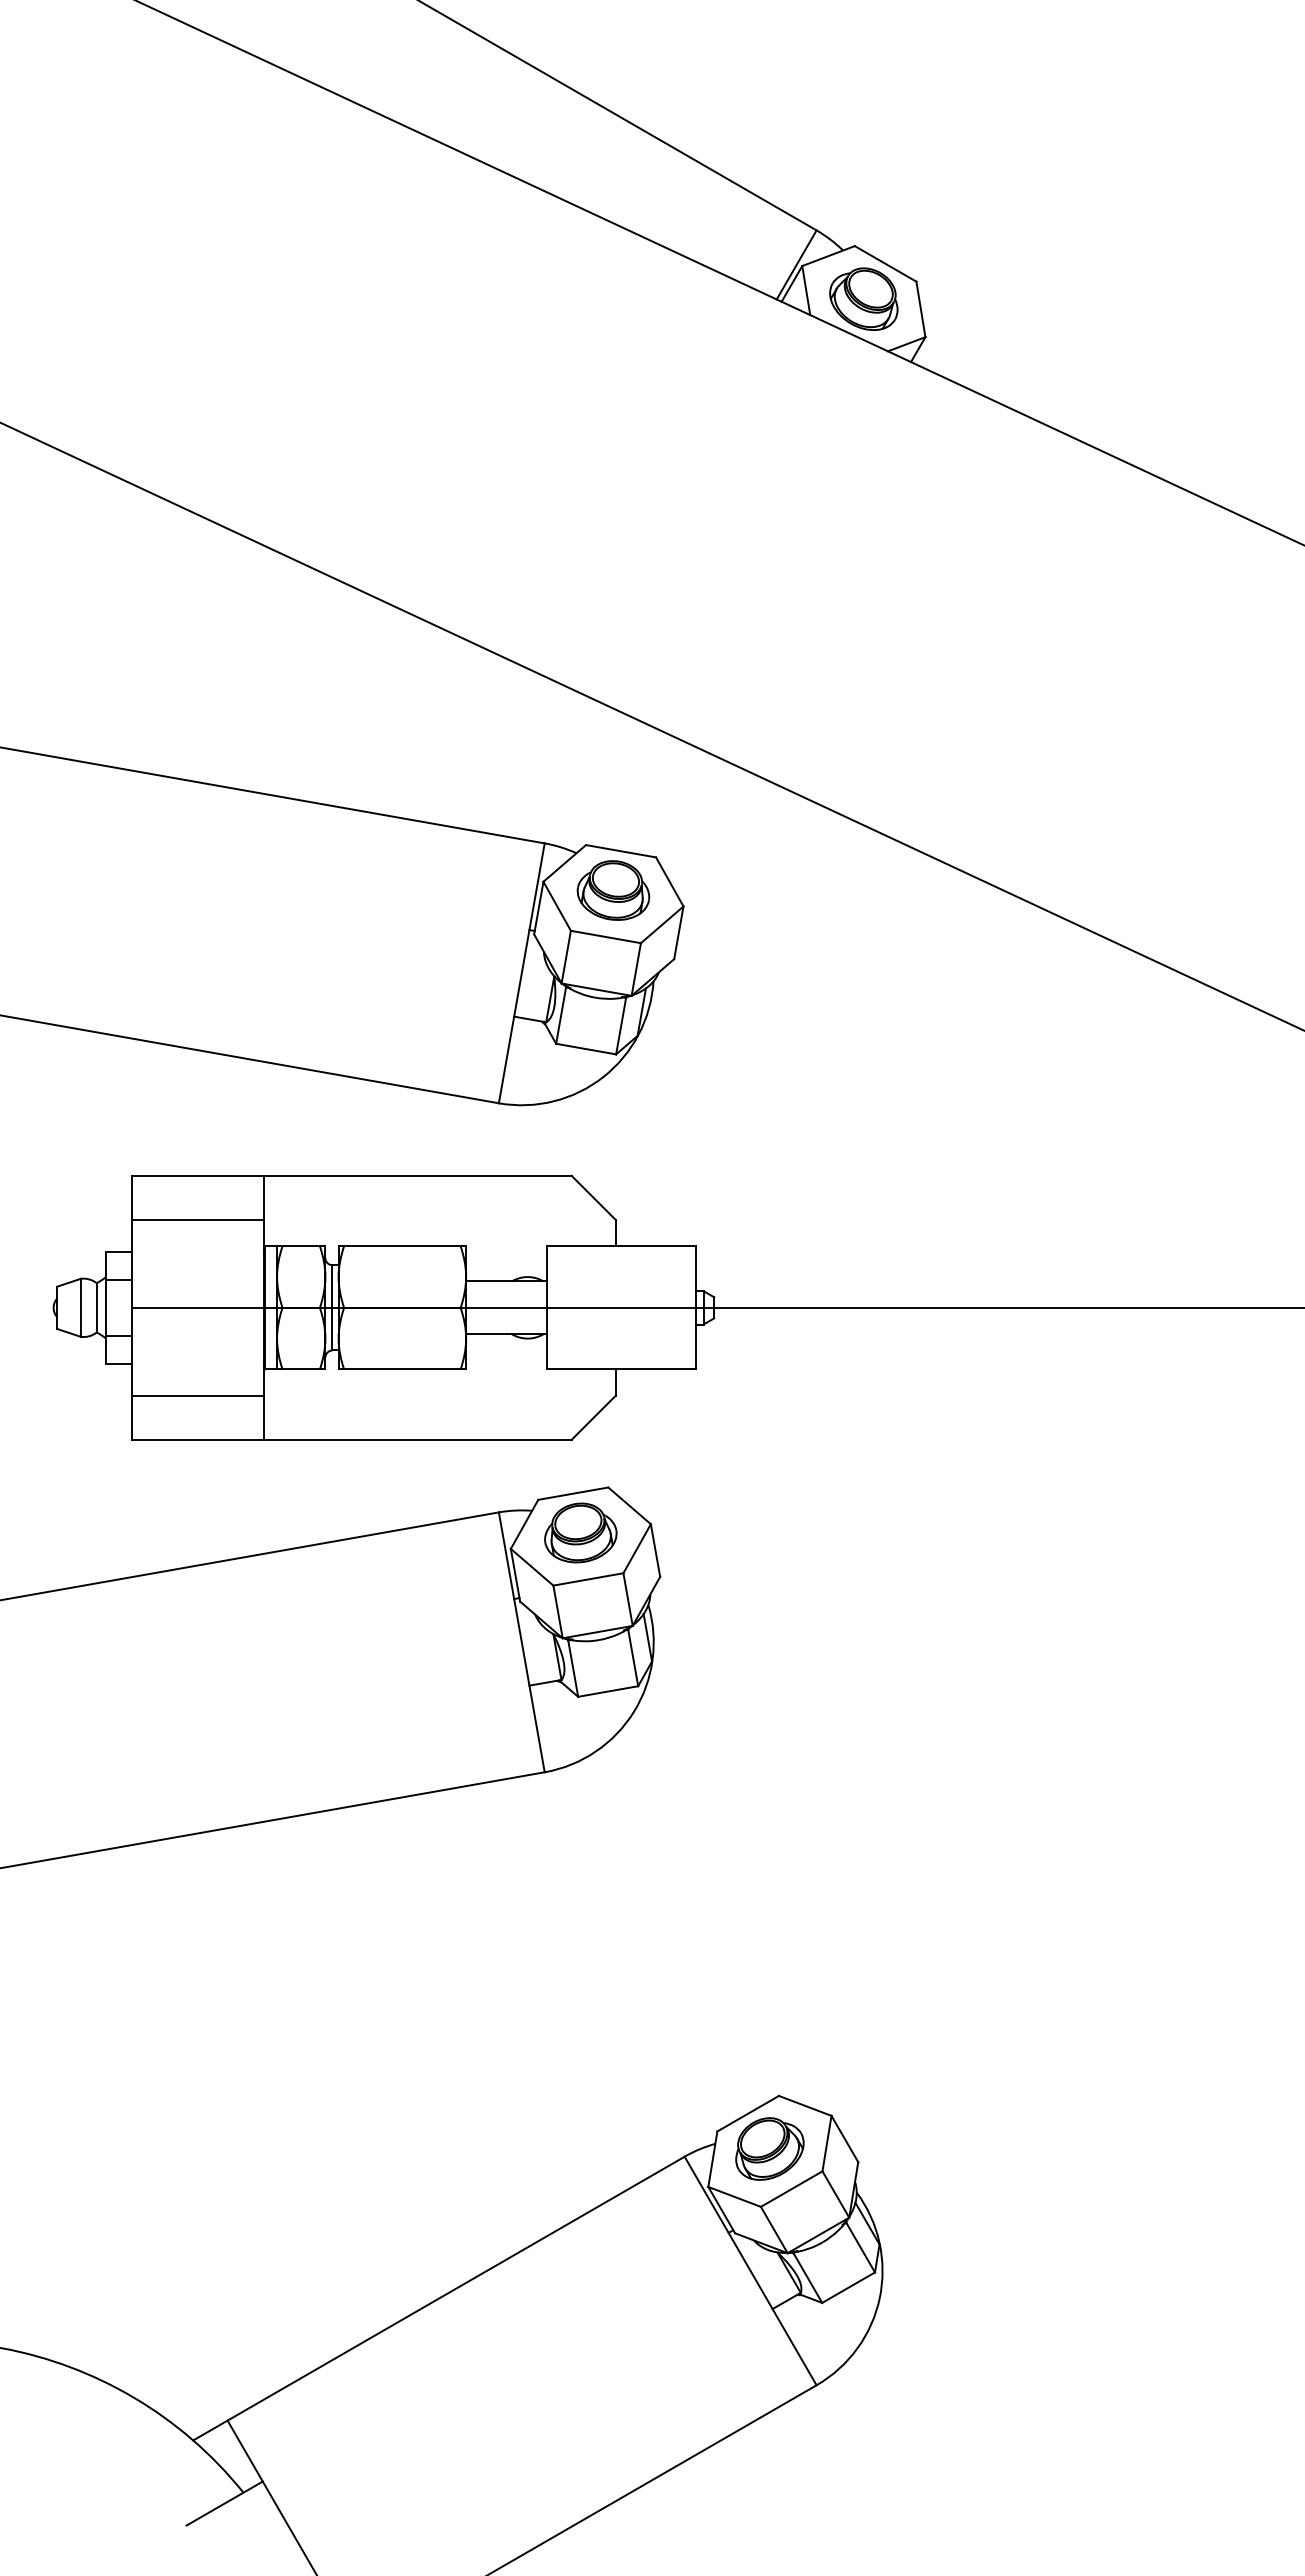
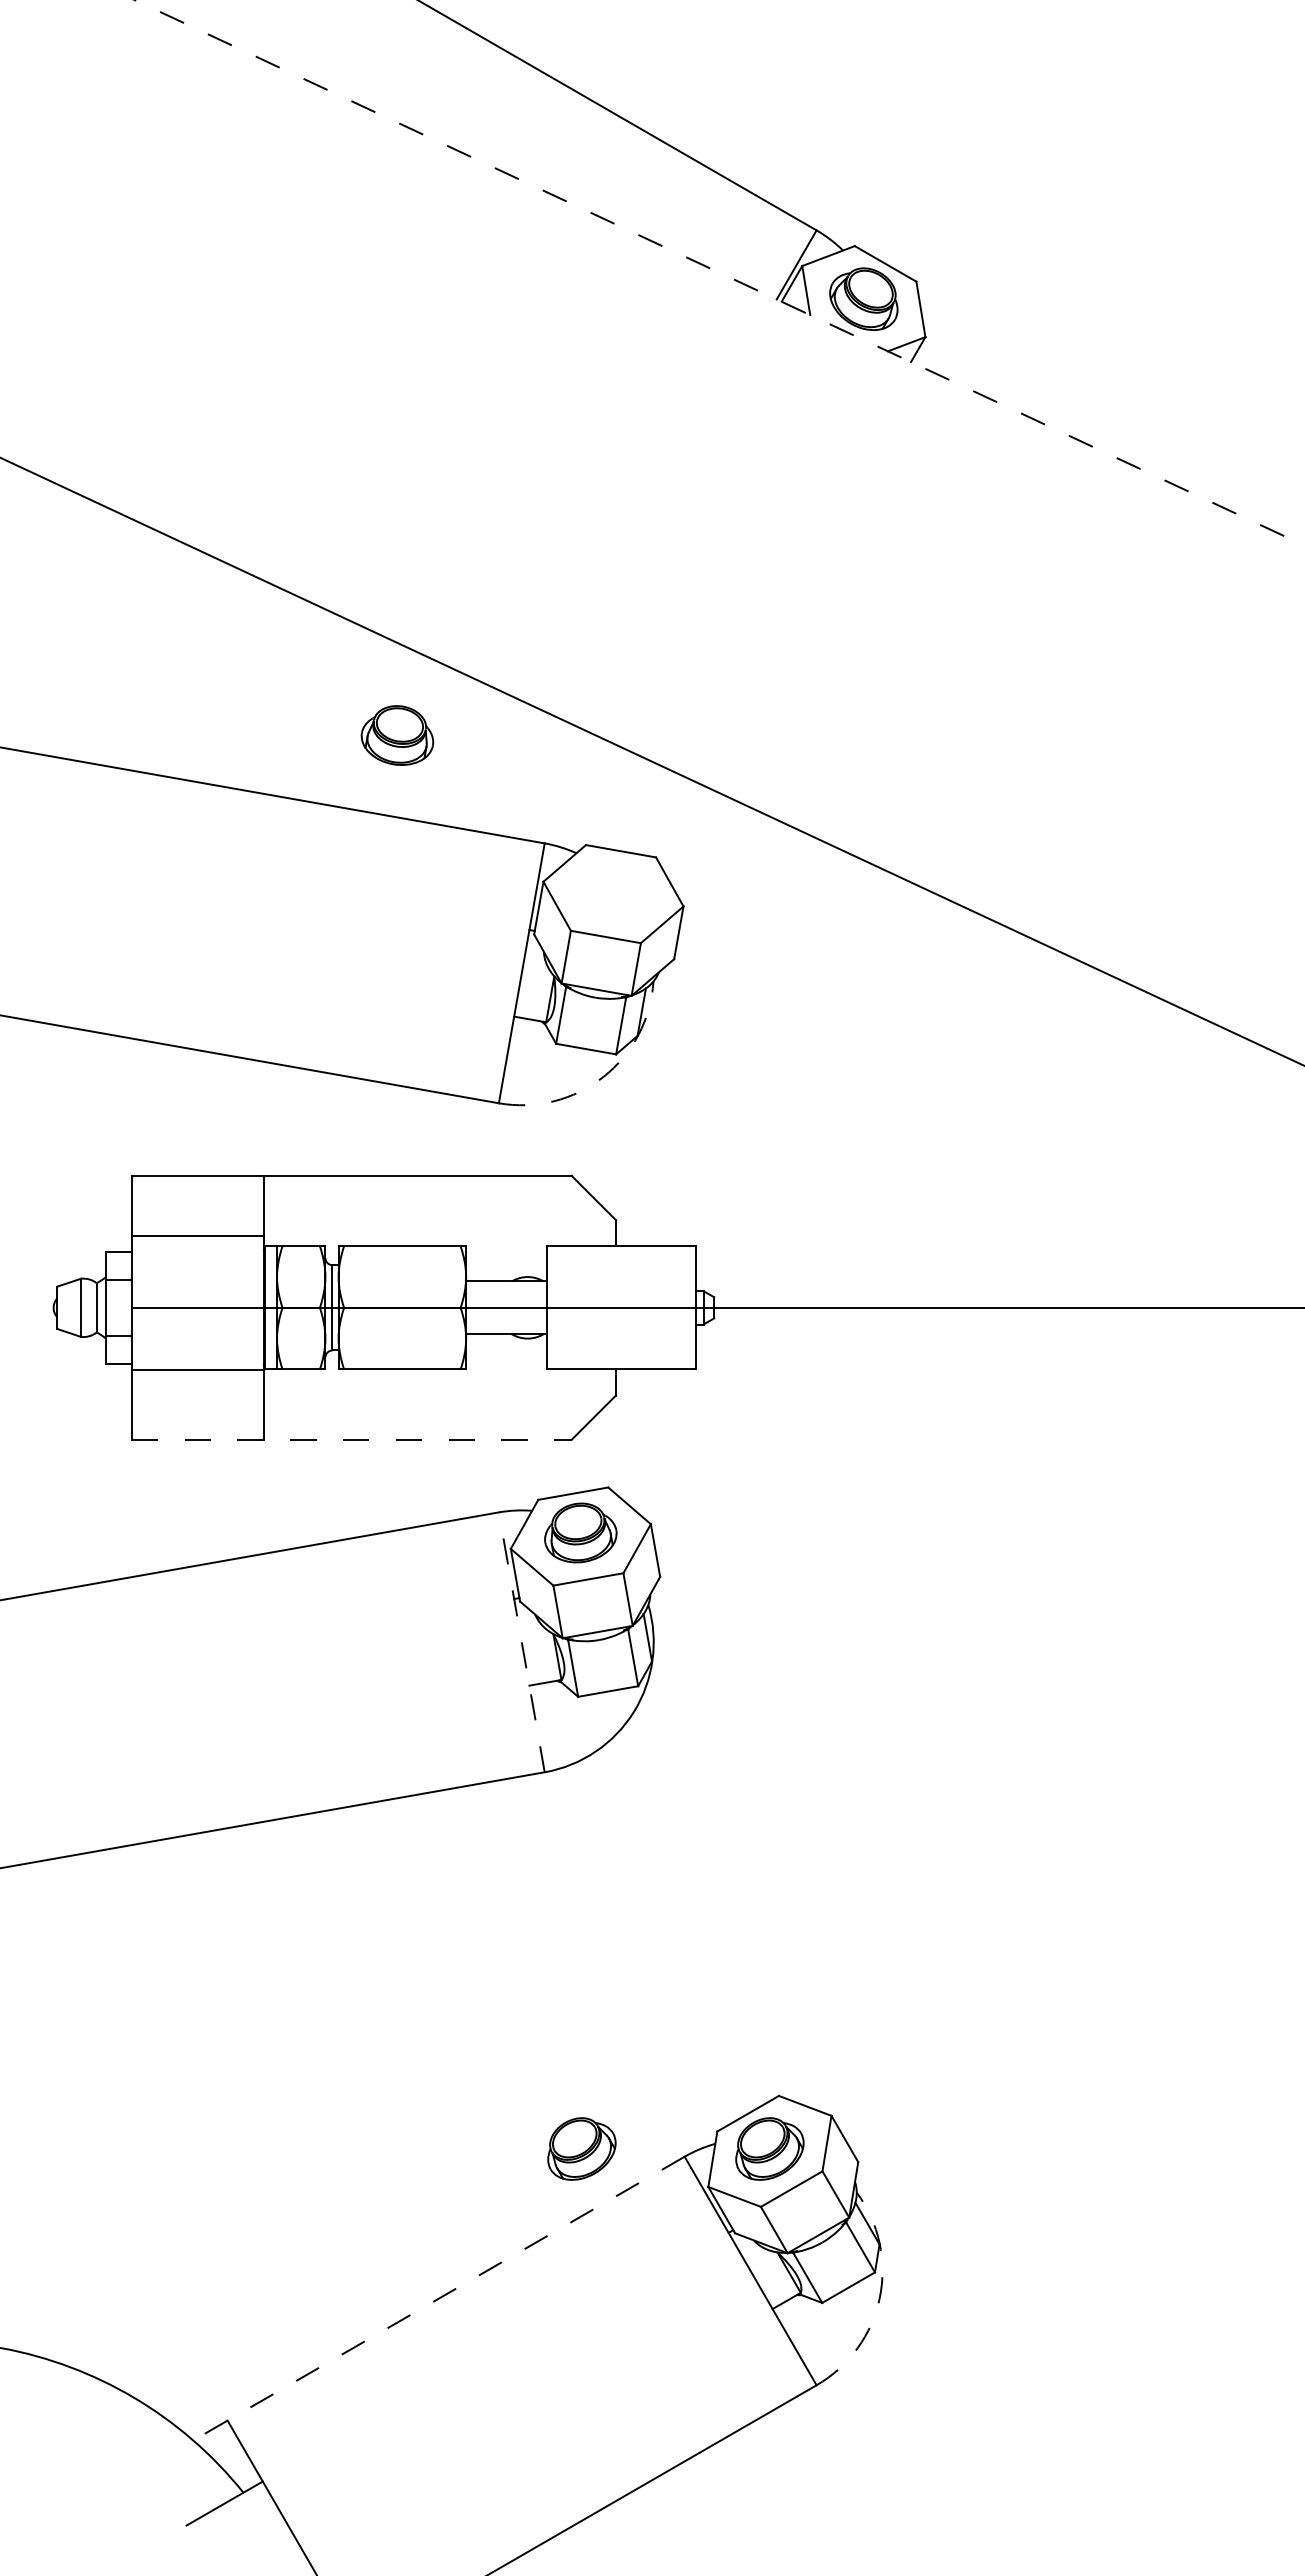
line: solid -> dashed (719, 272)
line position: (651, 726) -> (651, 761) (651, 761)
part position: (613, 890) -> (397, 735) (397, 735)
arc: solid -> dashed (603, 1076)
line position: (197, 1219) -> (197, 1235) (197, 1235)
line position: (197, 1395) -> (197, 1369) (197, 1369)
line: solid -> dashed (351, 1439)
line: solid -> dashed (521, 1642)
part: none -> present (581, 2148)
arc: solid -> dashed (879, 2297)
line: solid -> dashed (438, 2298)
